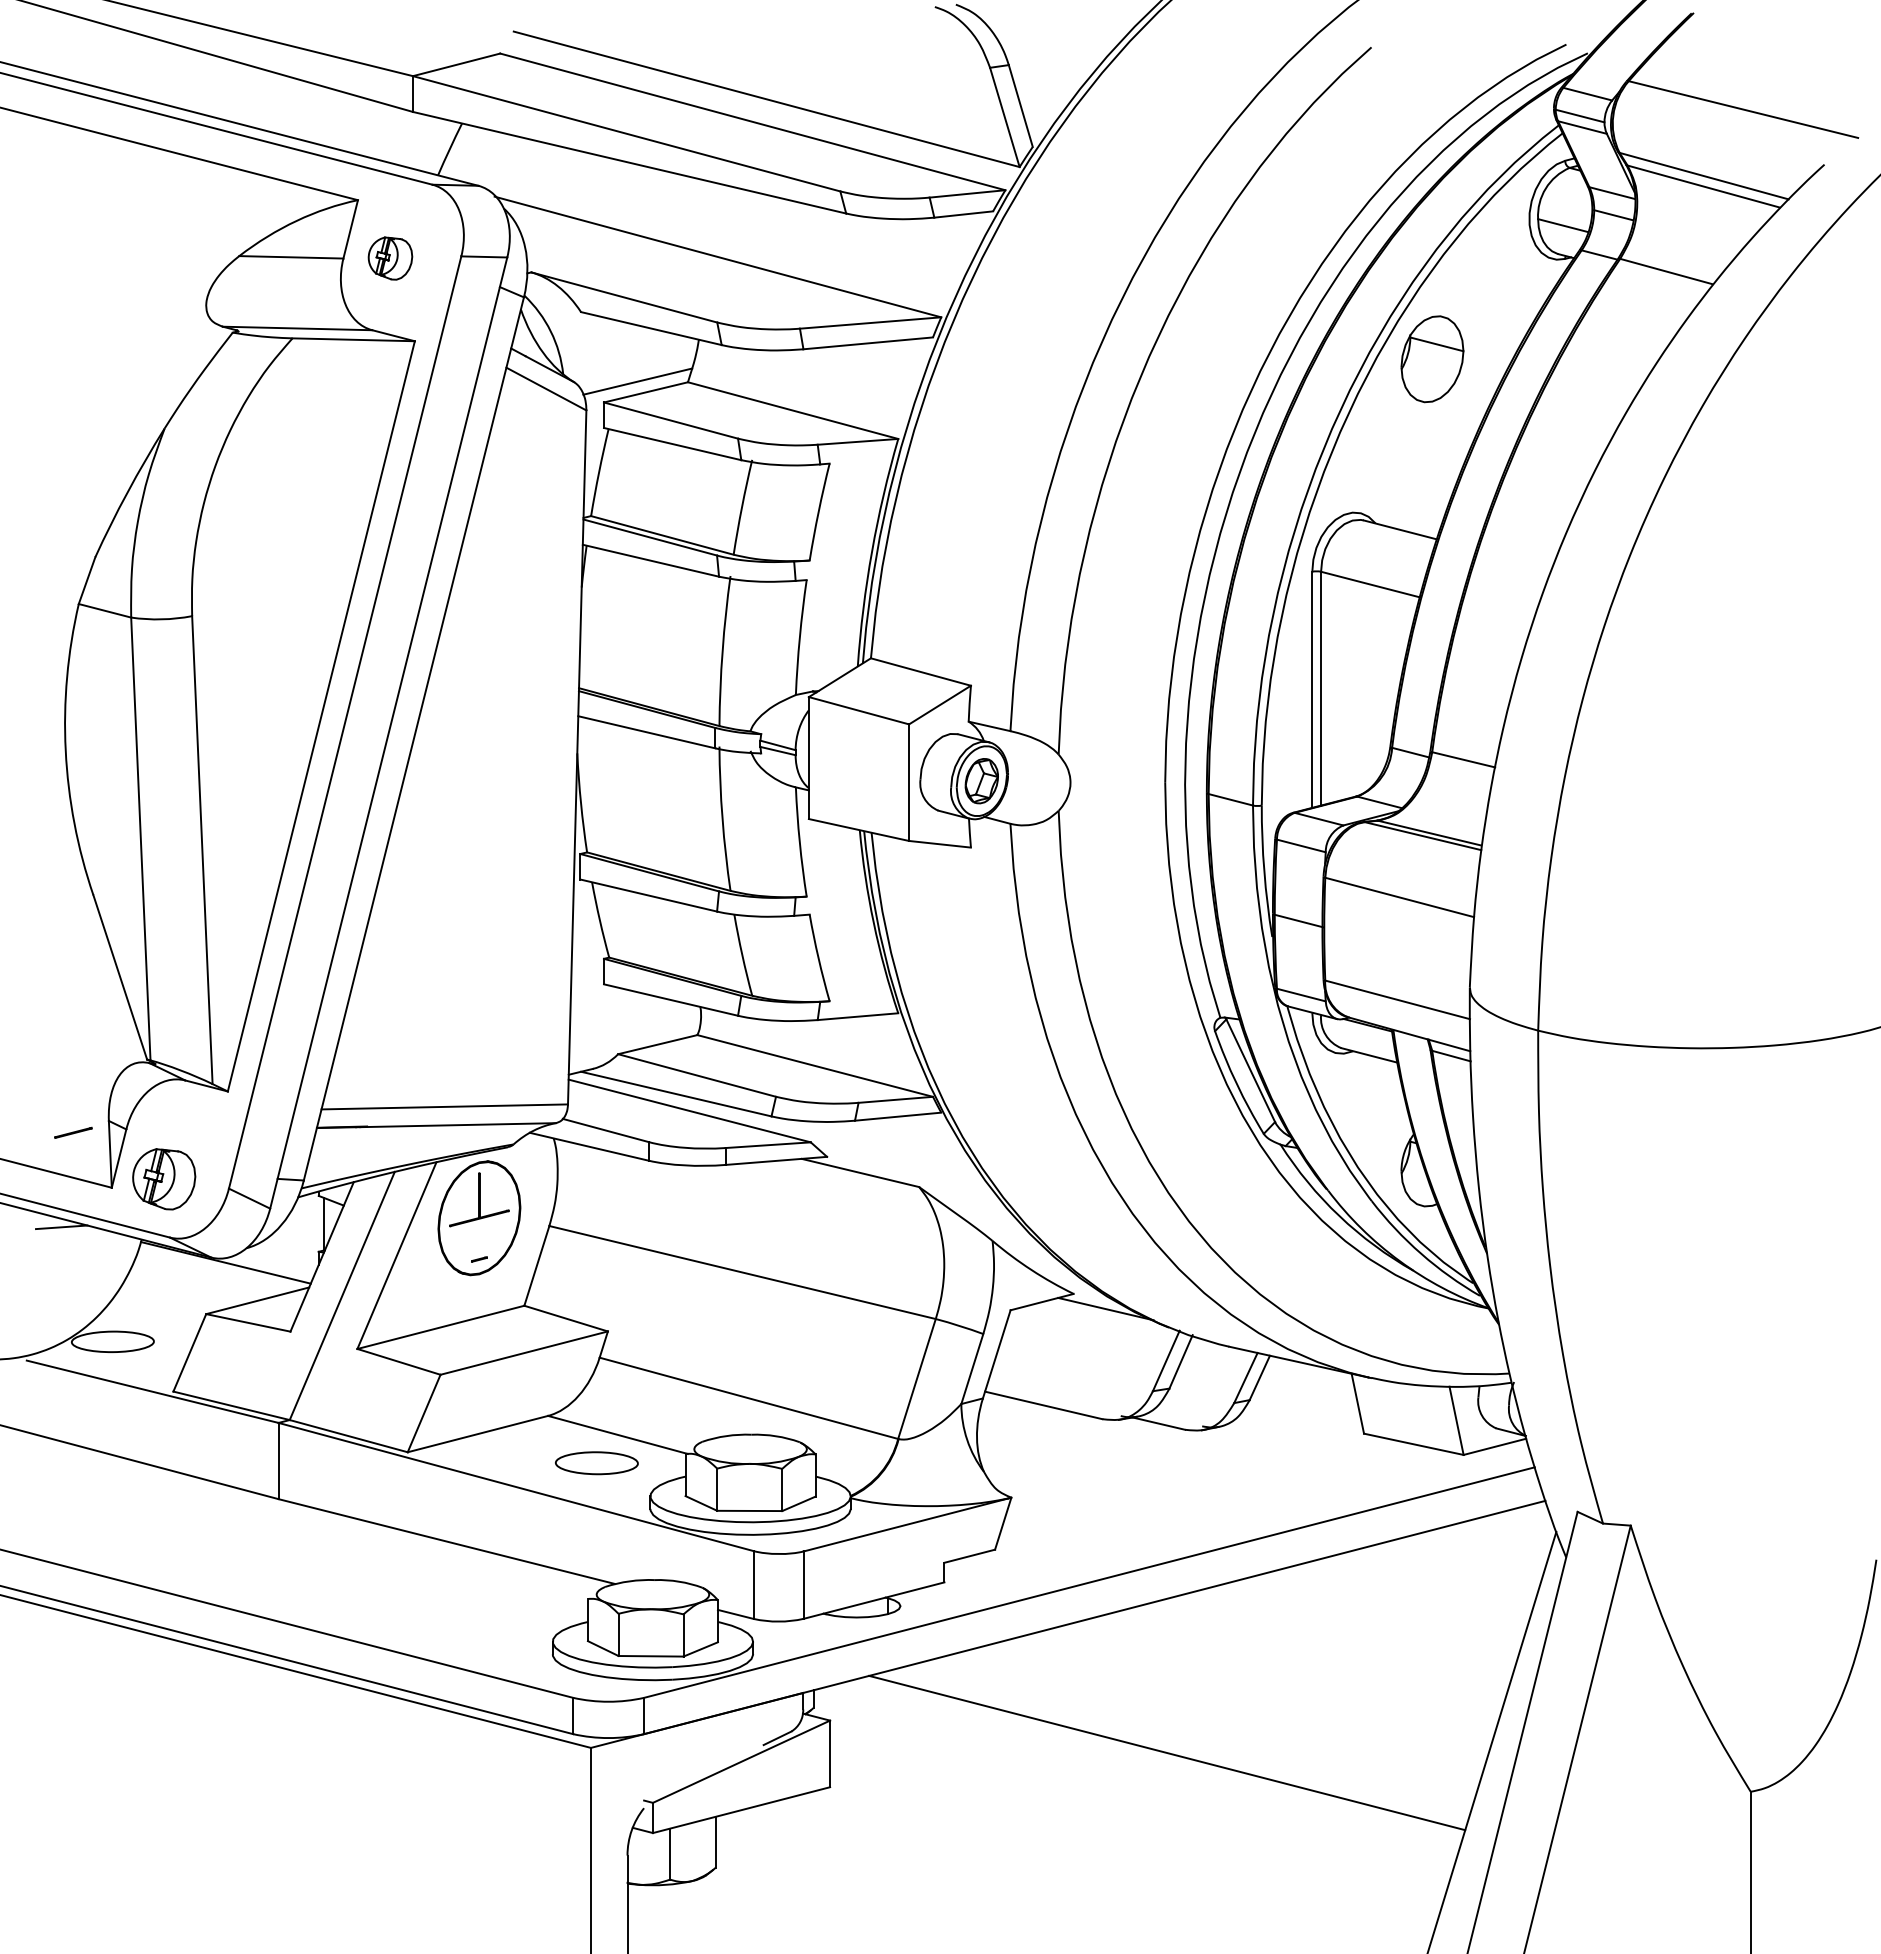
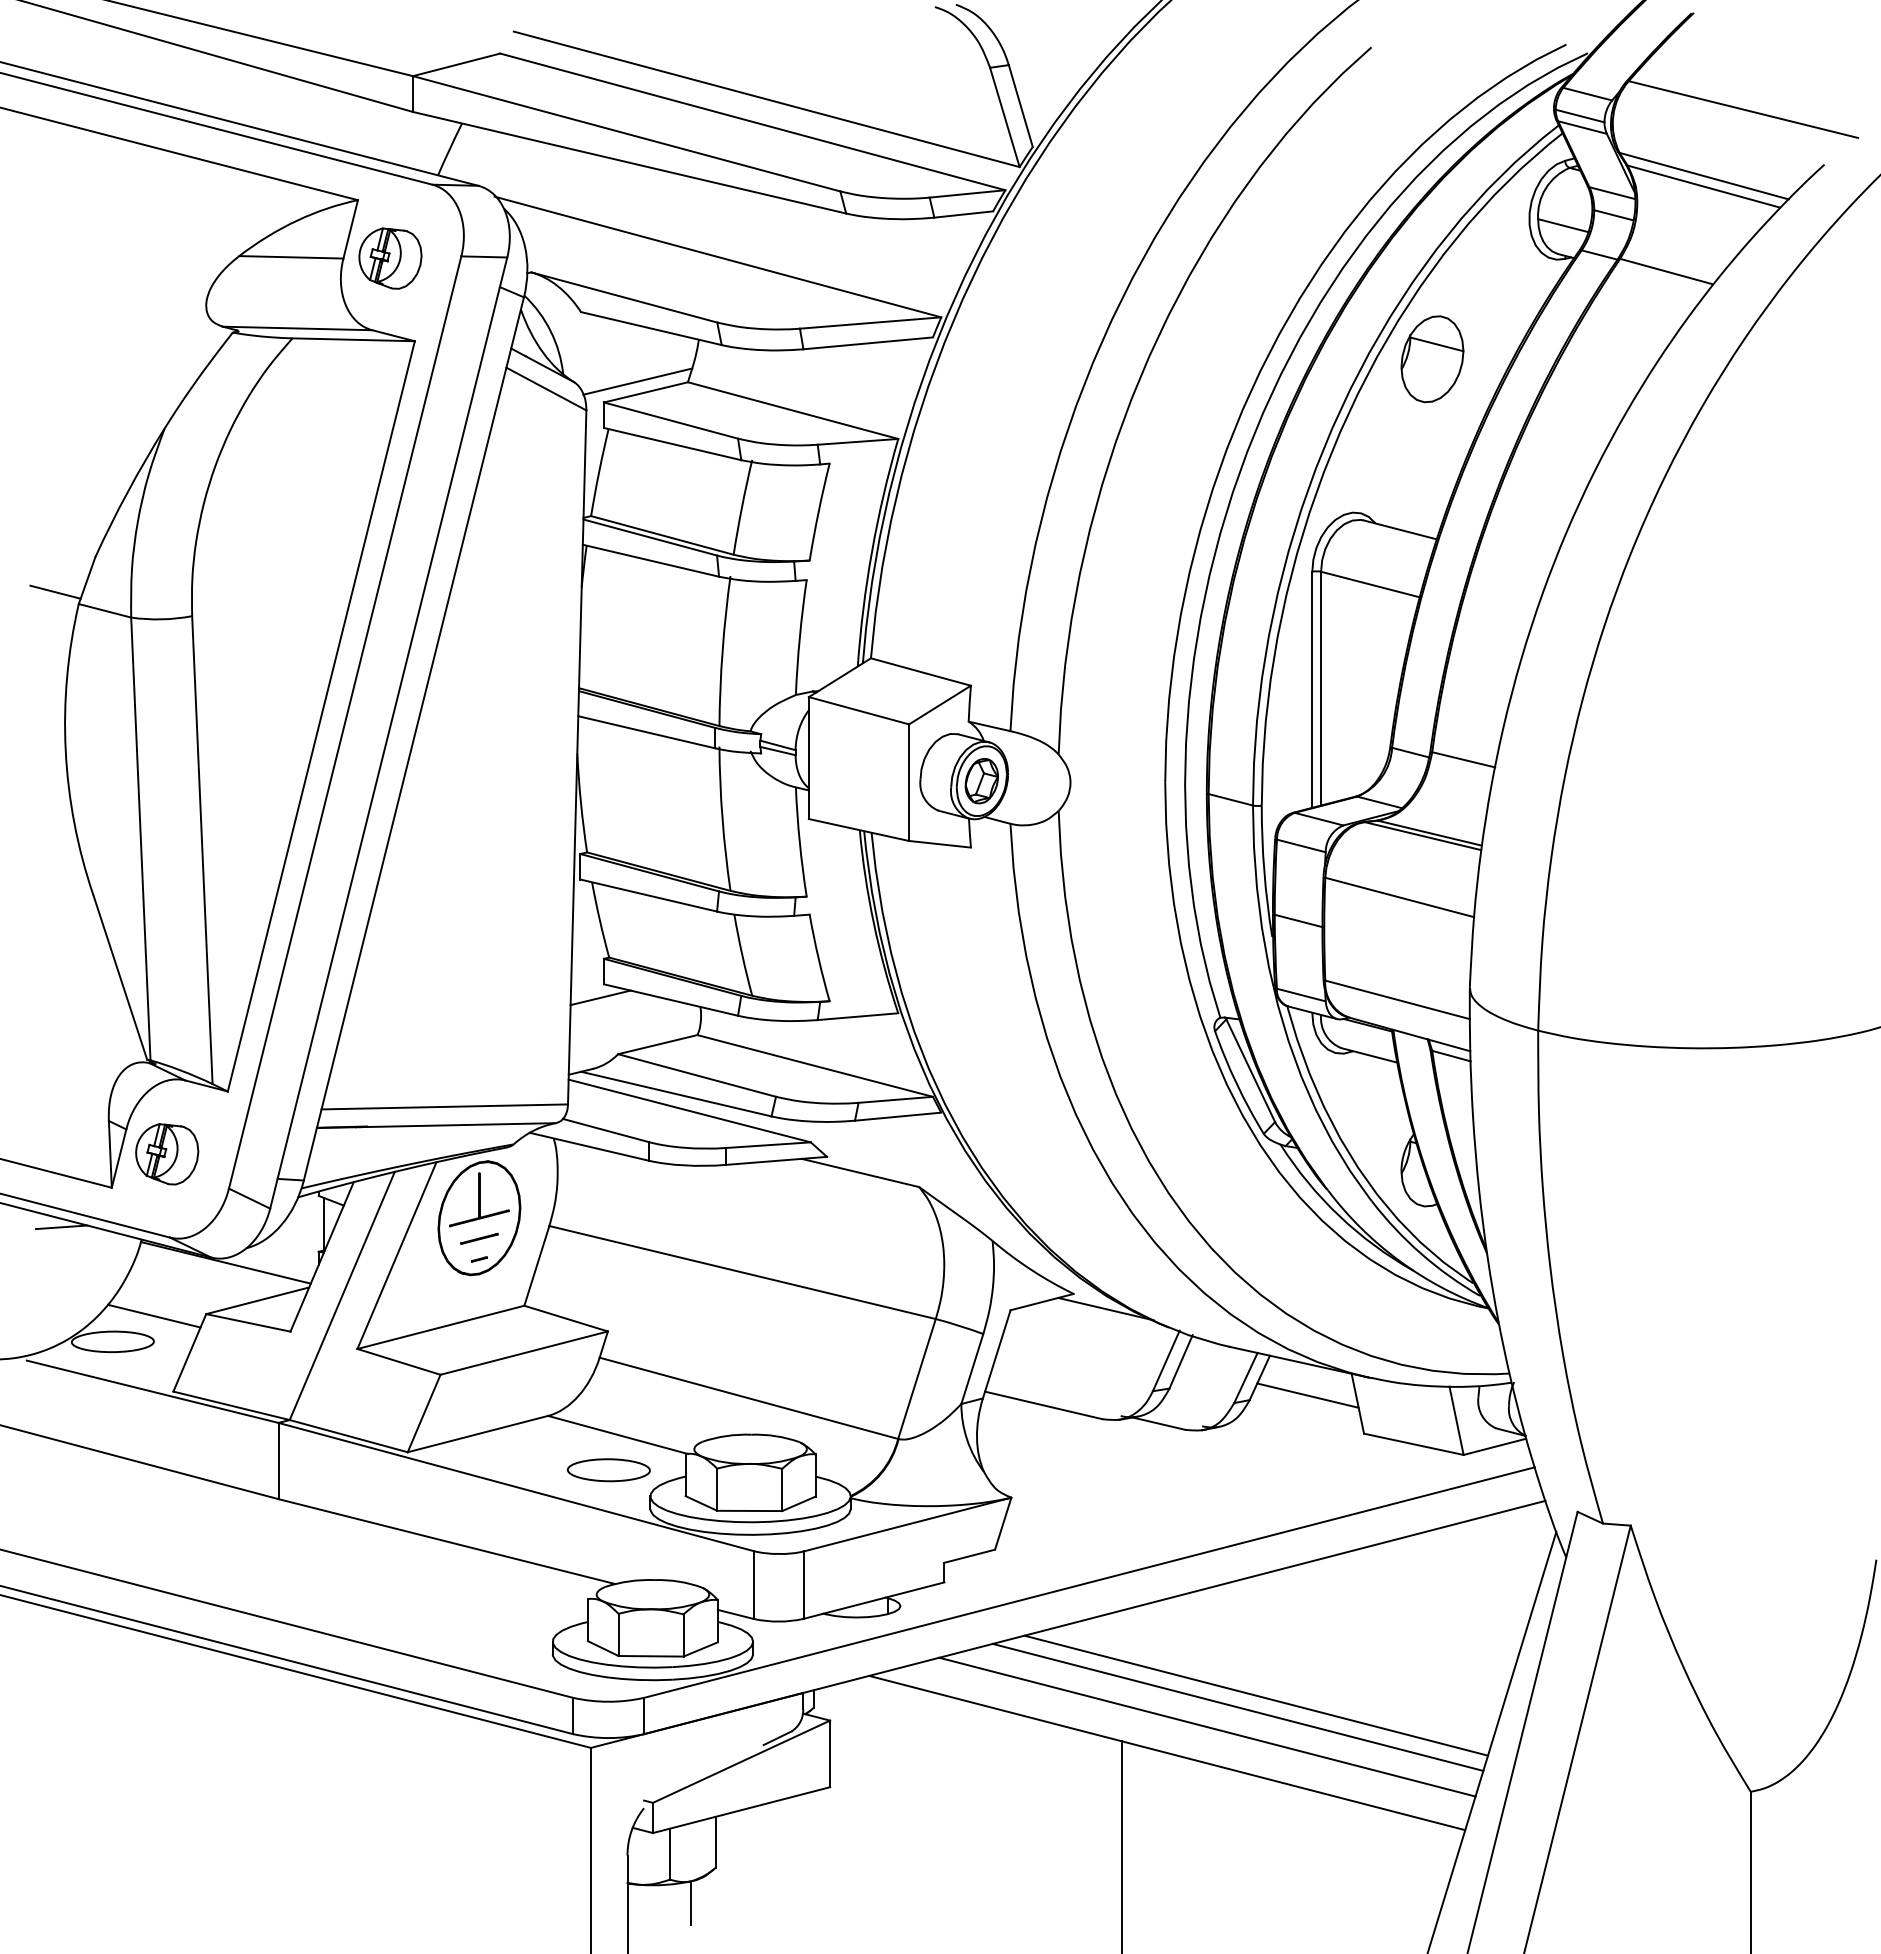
part size: 47x45 px -> 65x63 px (390, 258)
line: none -> present (55, 591)
line: none -> present (600, 997)
line position: (73, 1132) -> (479, 1238) (479, 1238)
part position: (164, 1179) -> (167, 1154) (167, 1154)
line: none -> present (153, 1315)
line: none -> present (1307, 1395)
part position: (596, 1463) -> (608, 1470) (608, 1470)
line: none -> present (1256, 1695)
line: none -> present (1237, 1706)
line: none -> present (1207, 1726)
line: none -> present (1122, 1845)
line: none -> present (690, 1902)
